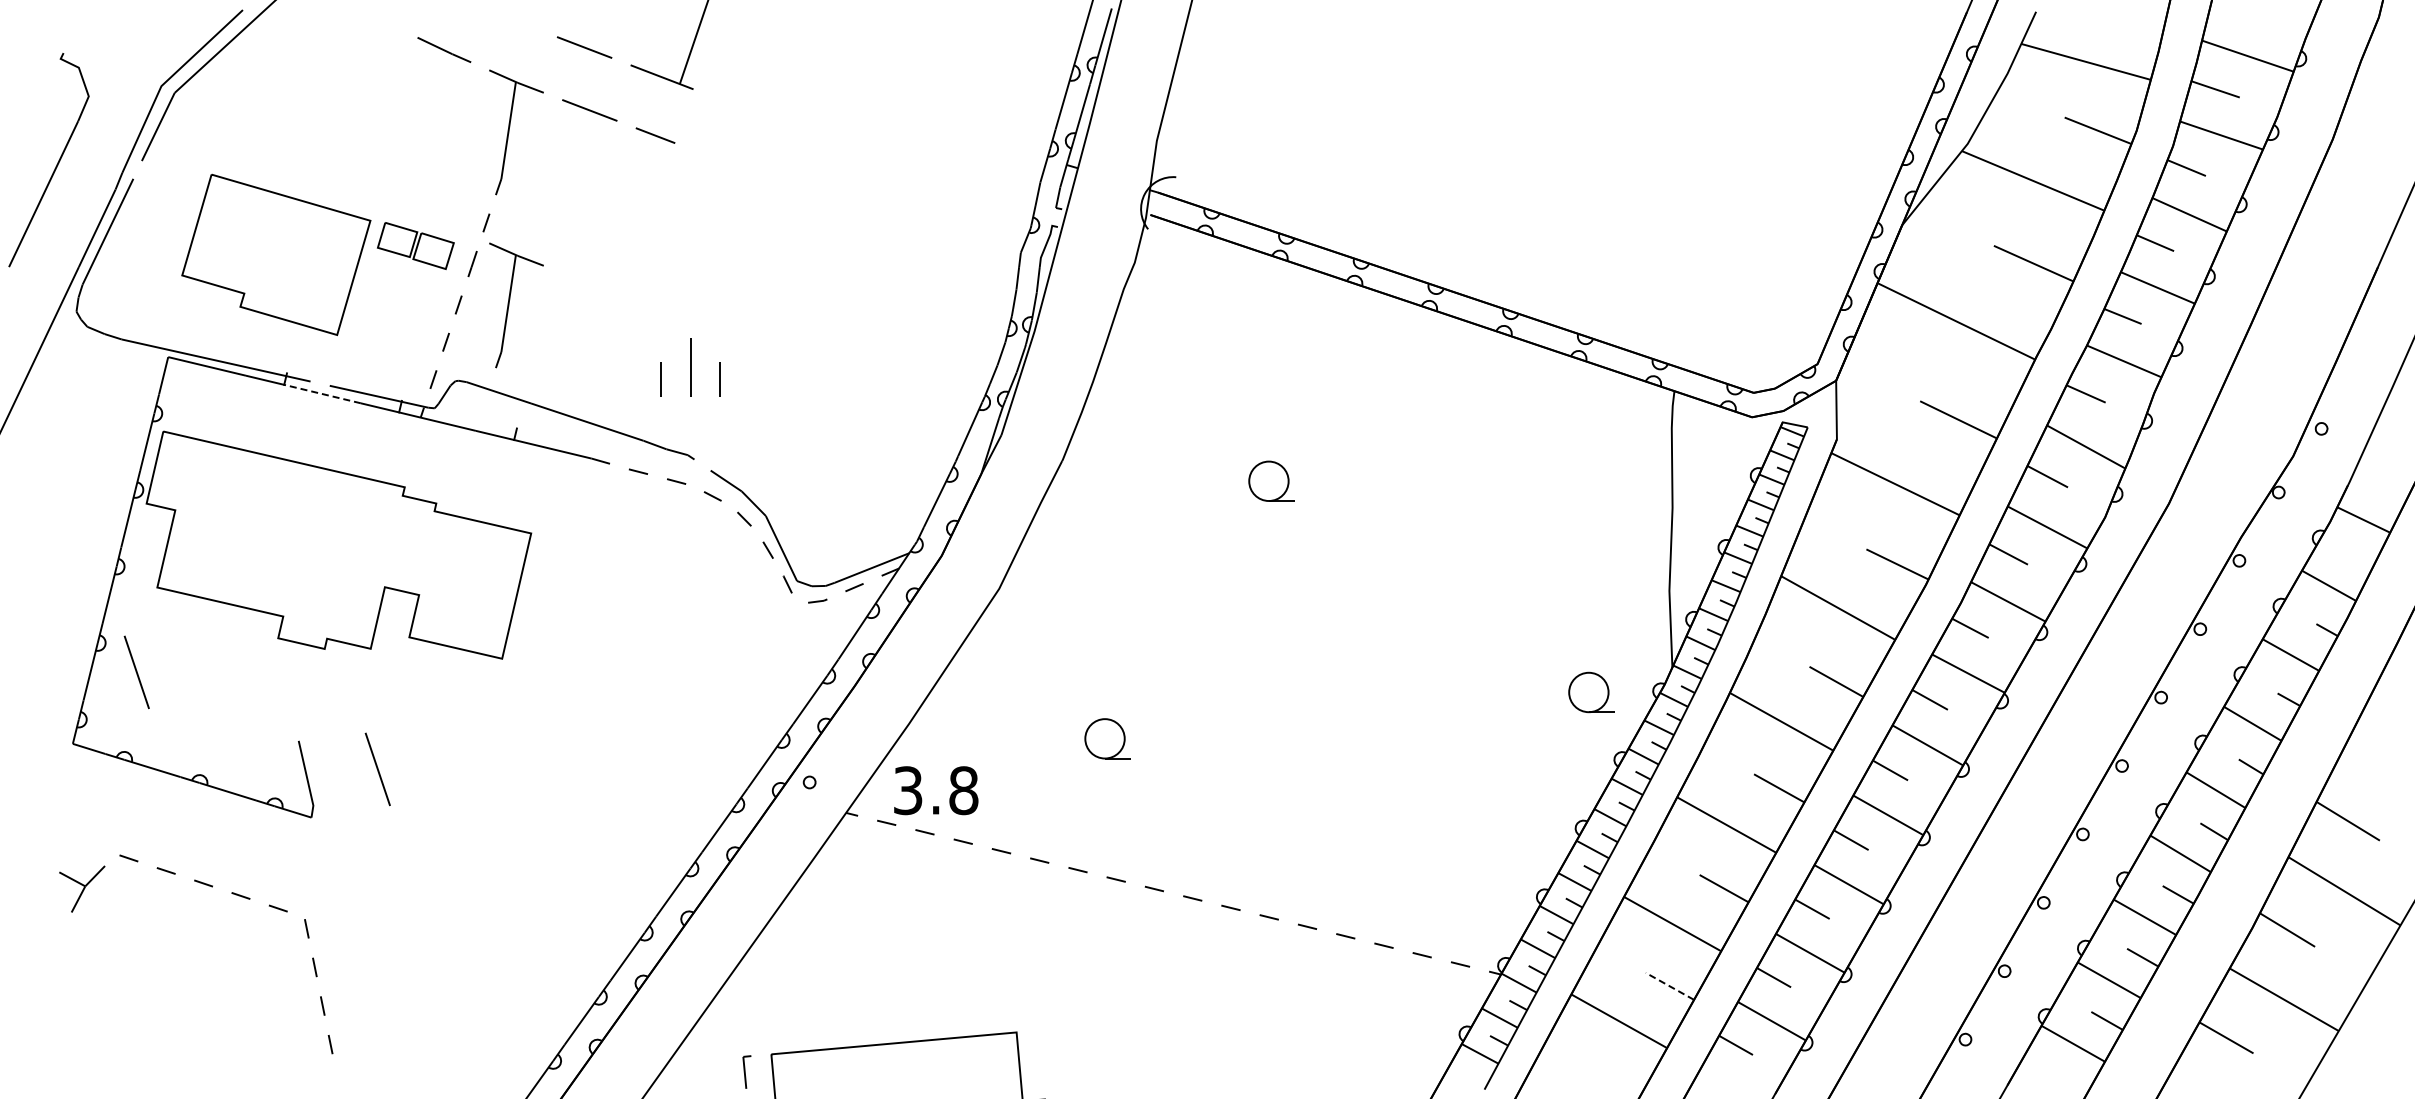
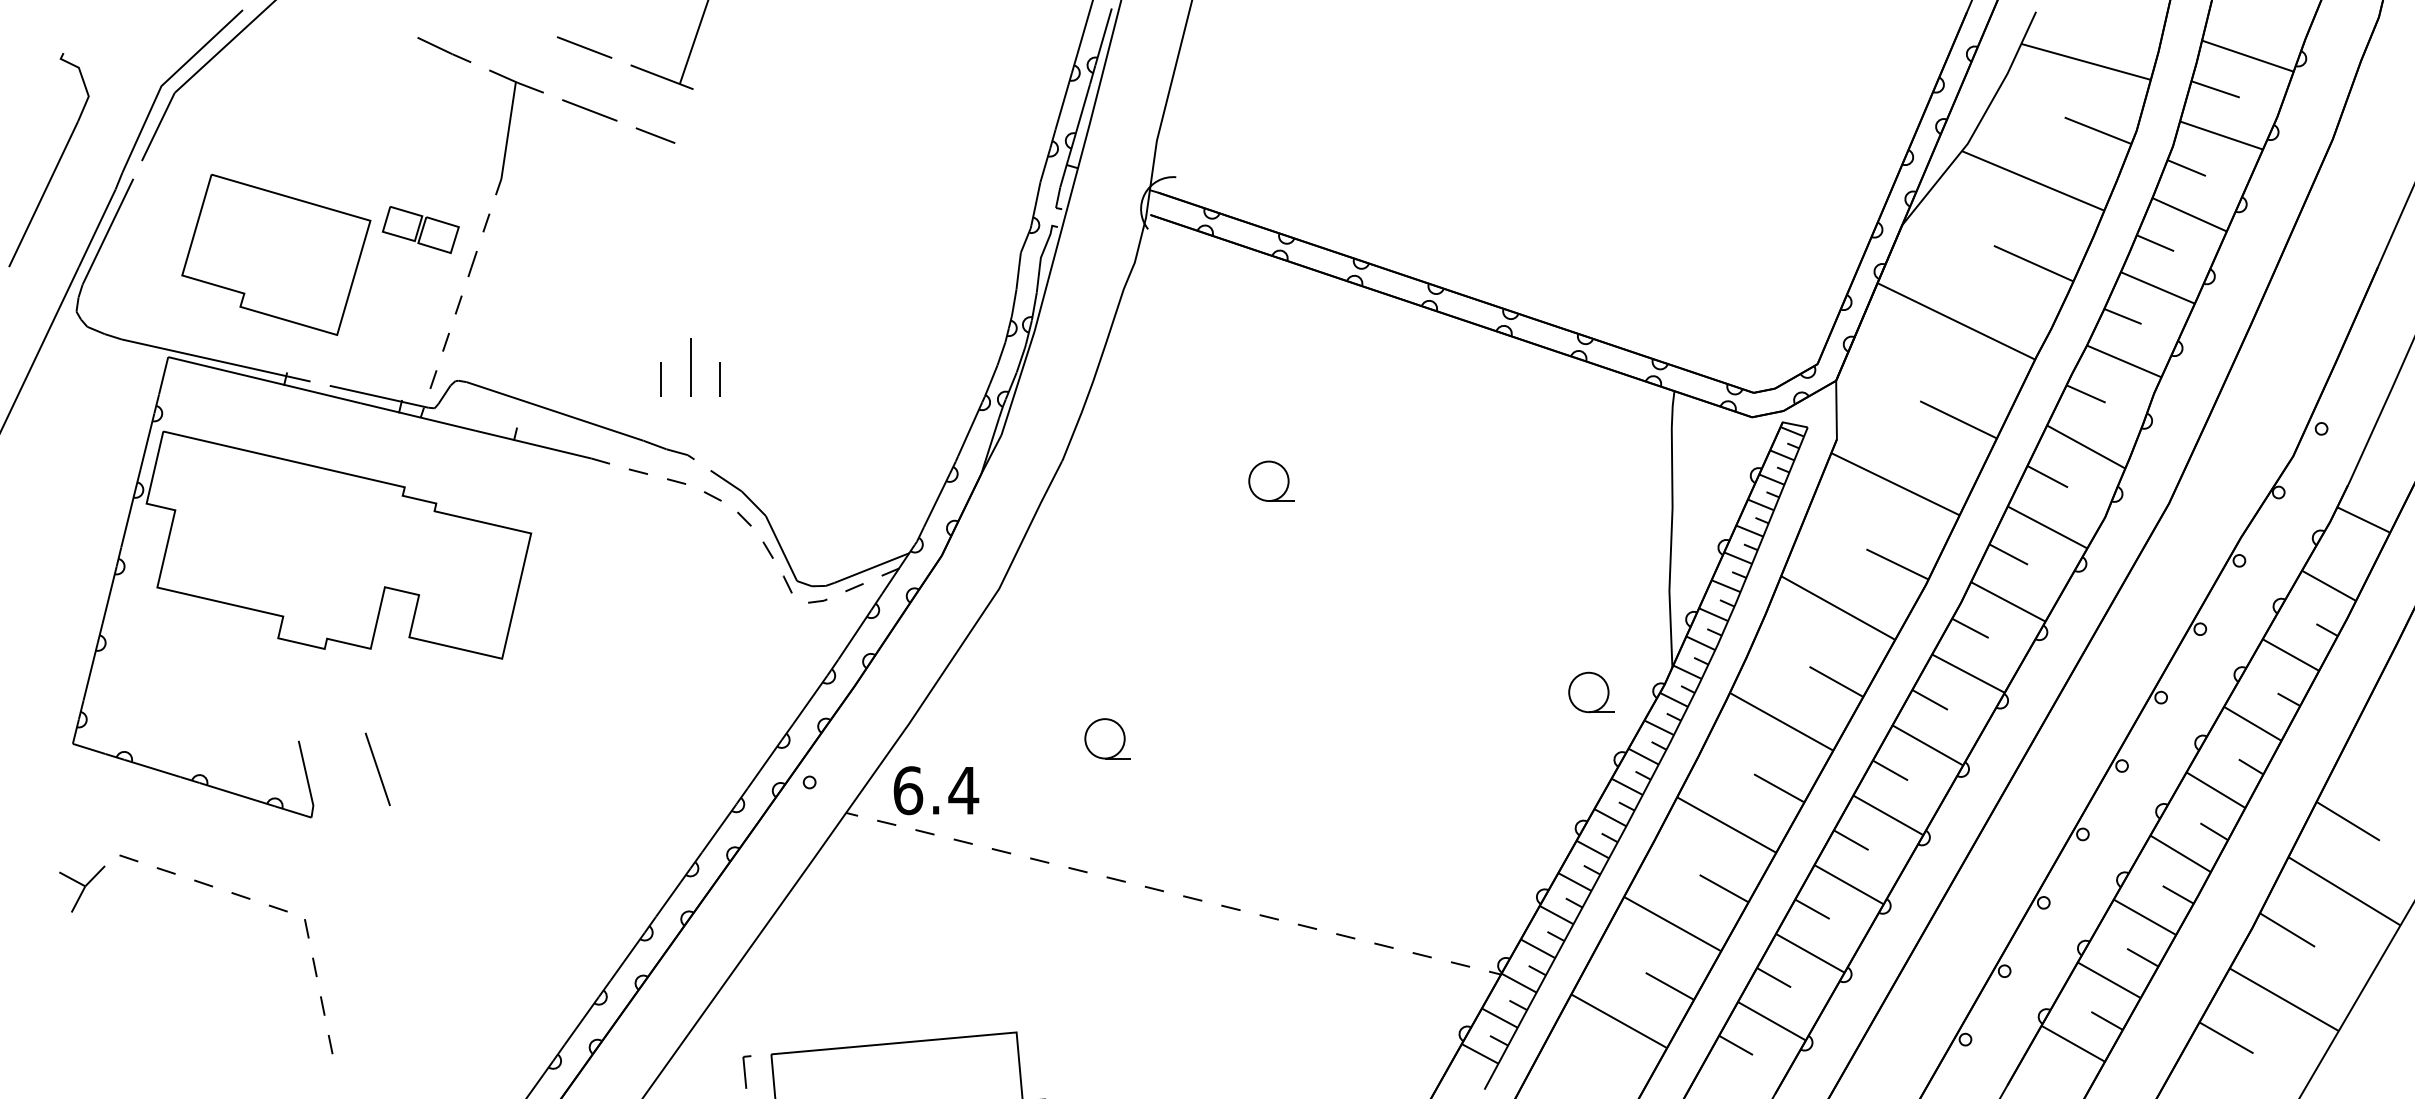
part position: (415, 245) -> (420, 229) (420, 229)
part: present -> none (509, 305)
line: dashed -> solid (322, 393)
line: present -> none (136, 672)
text: 3.8 -> 6.4 (936, 790)
line: dashed -> solid (1669, 986)
